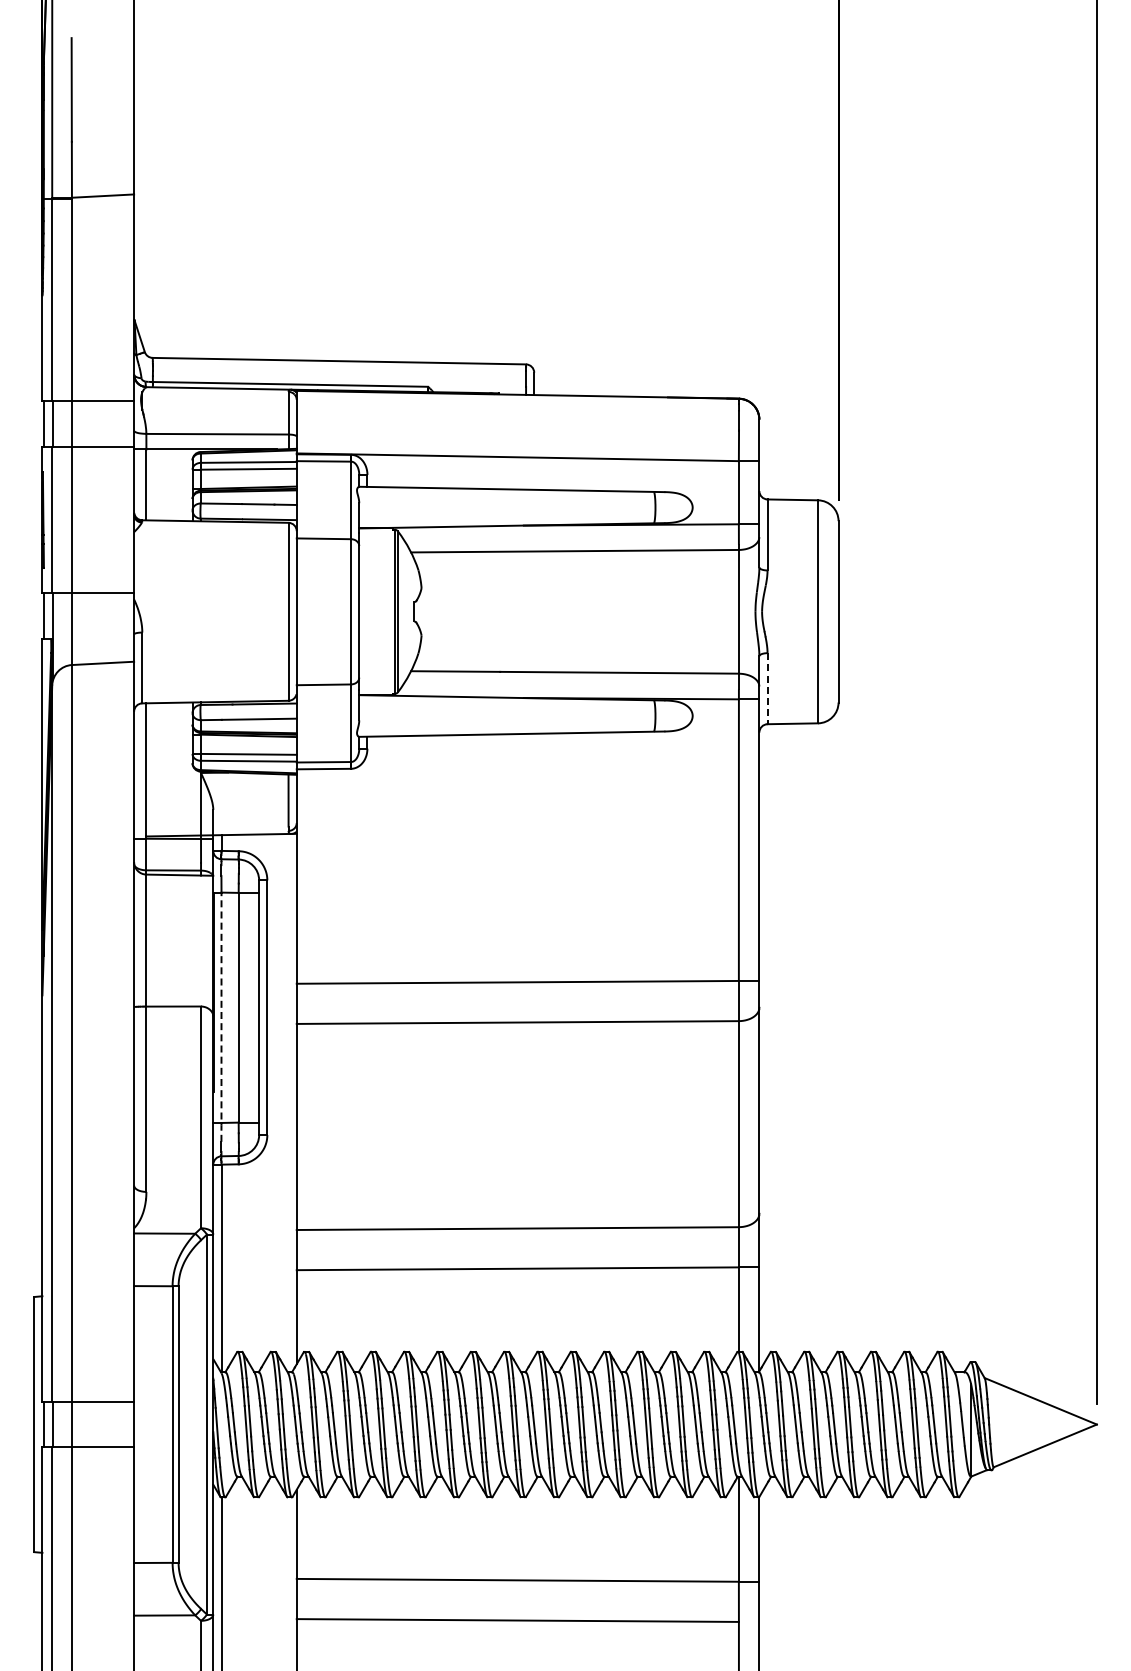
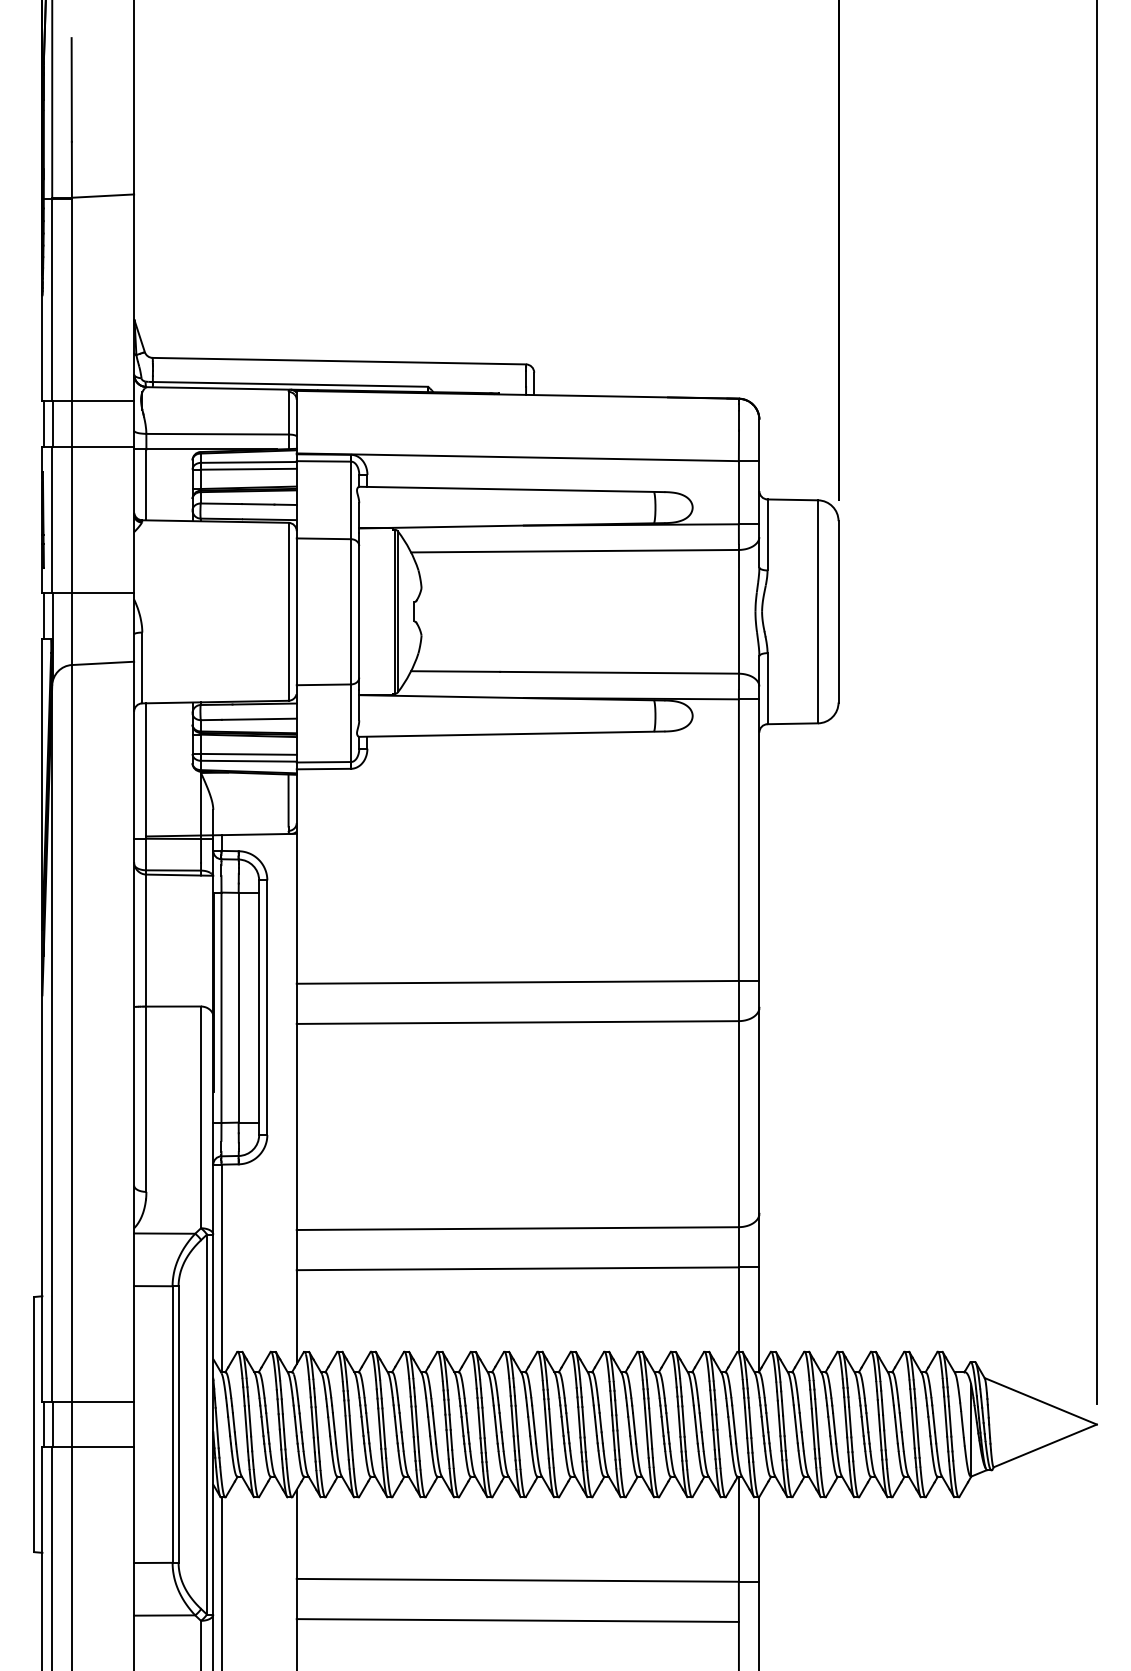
line: dashed -> solid (767, 688)
line: dashed -> solid (221, 1017)
